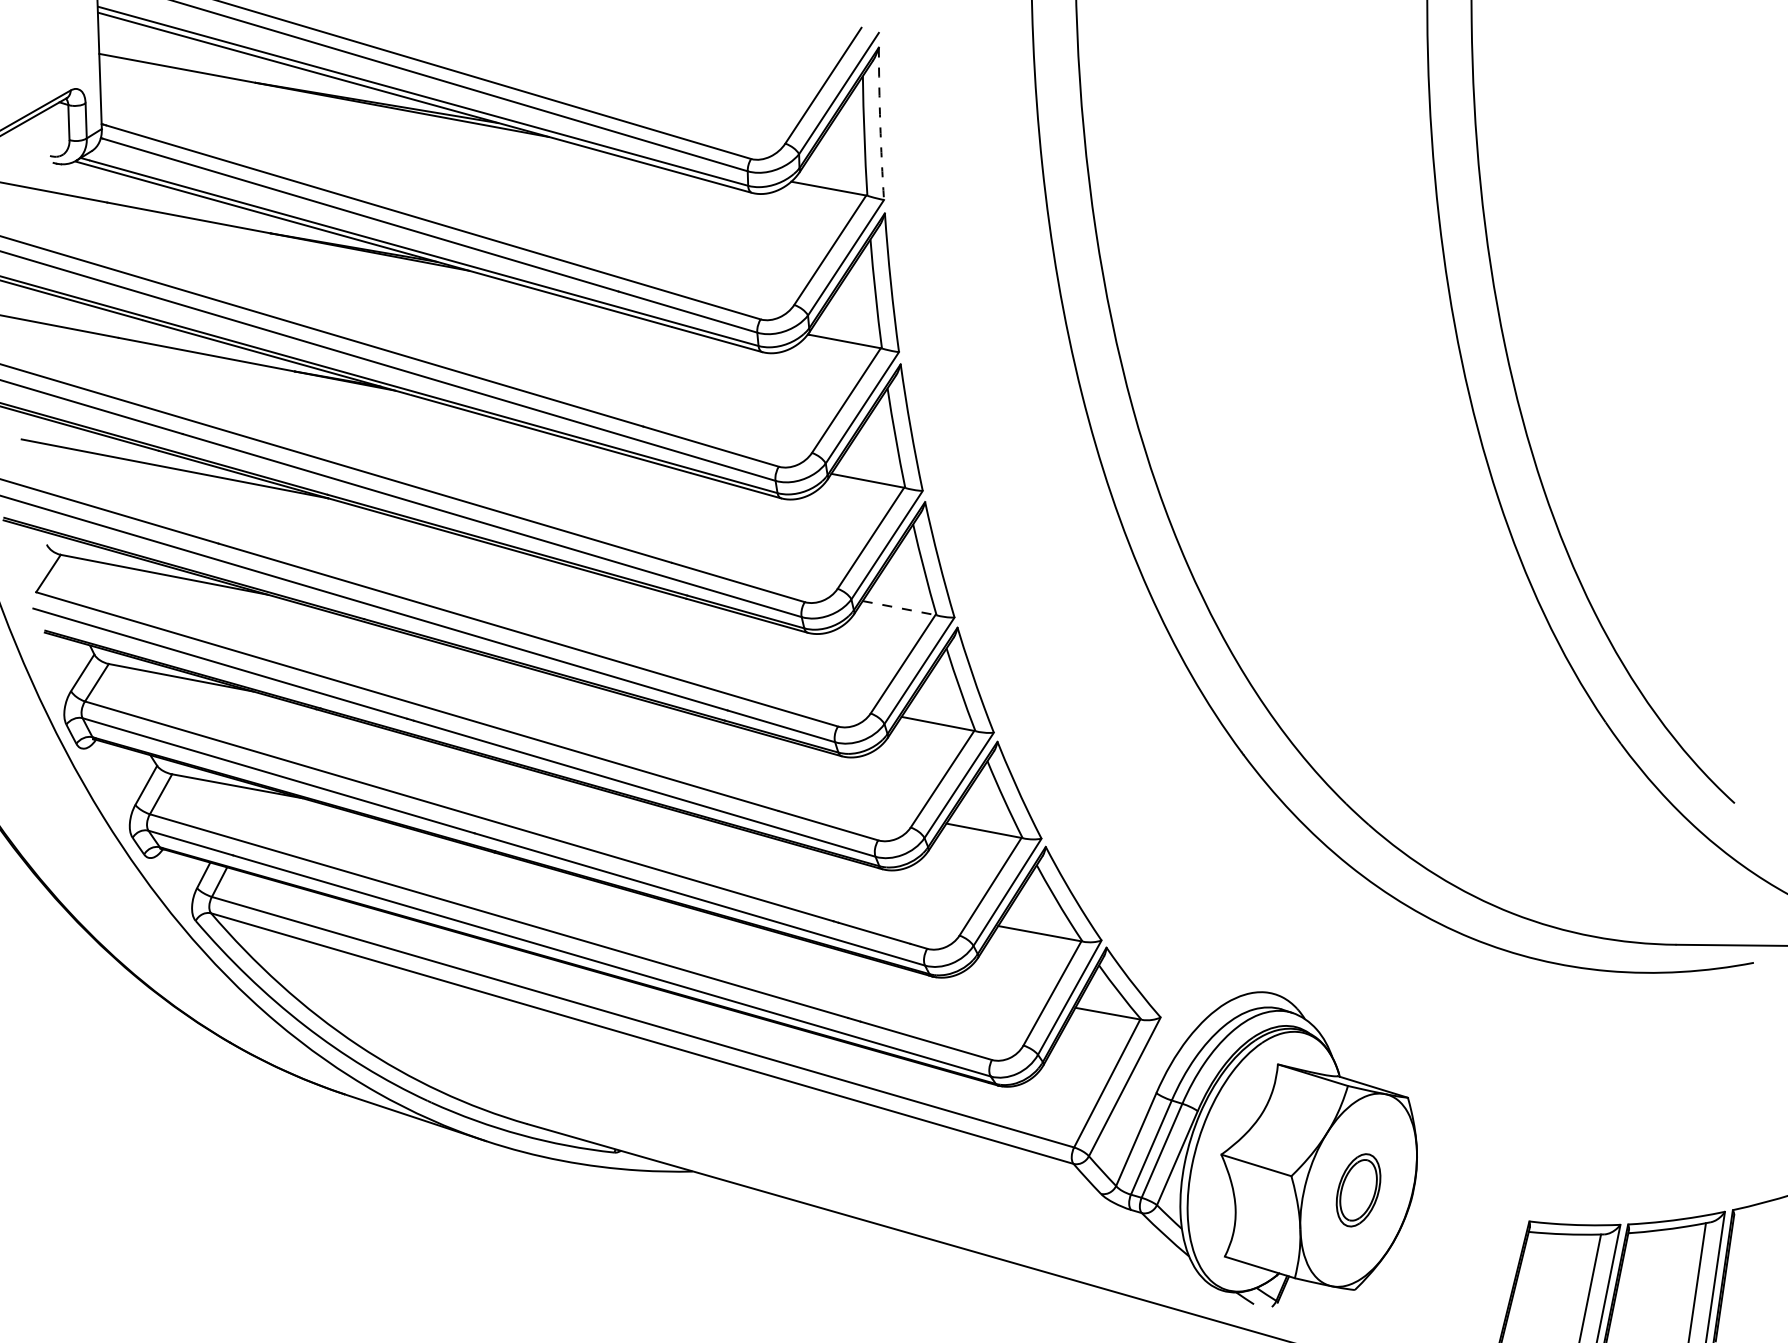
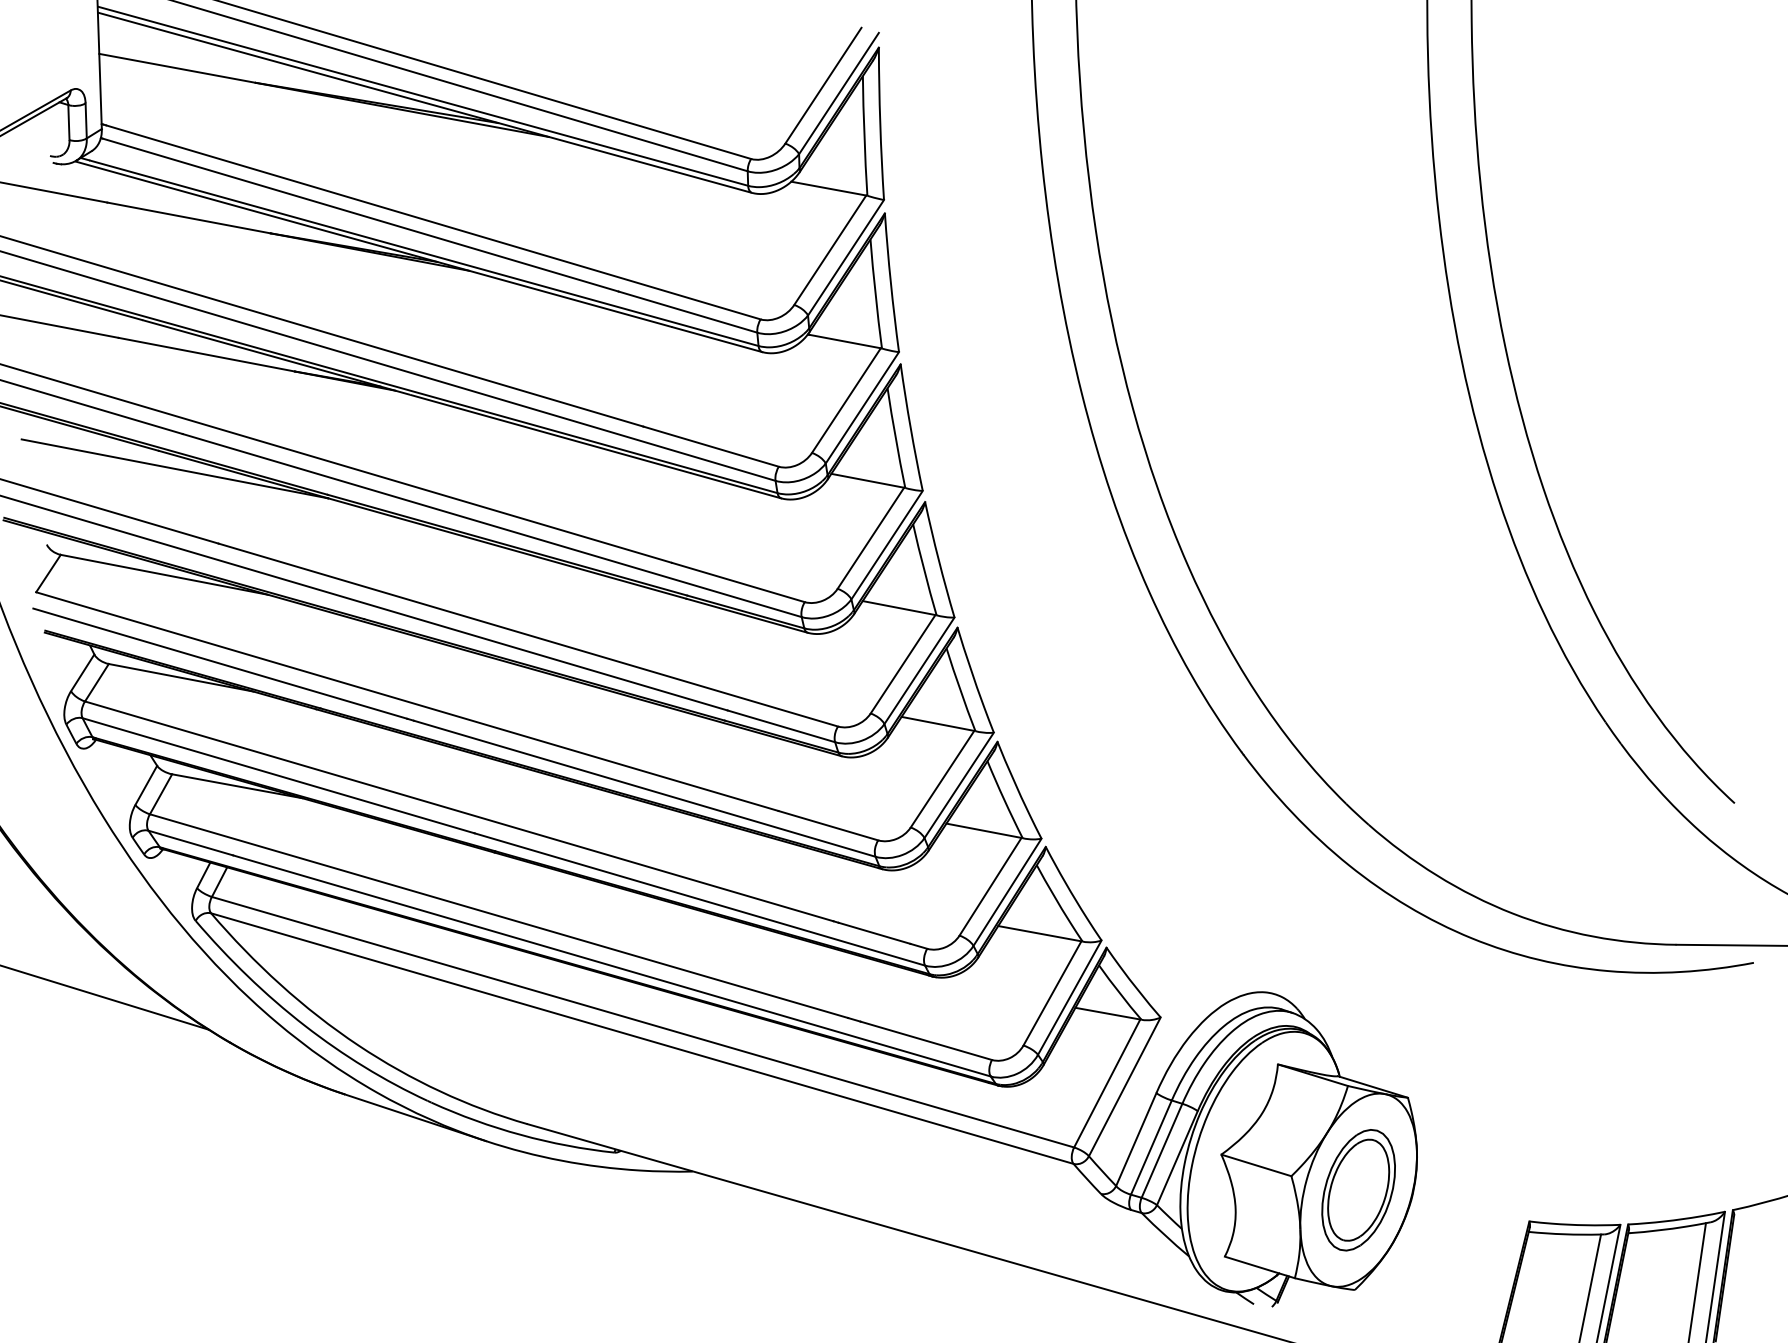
arc: dashed -> solid (880, 123)
line: dashed -> solid (899, 608)
line: none -> present (105, 997)
part size: 47x75 px -> 75x123 px (1358, 1190)
